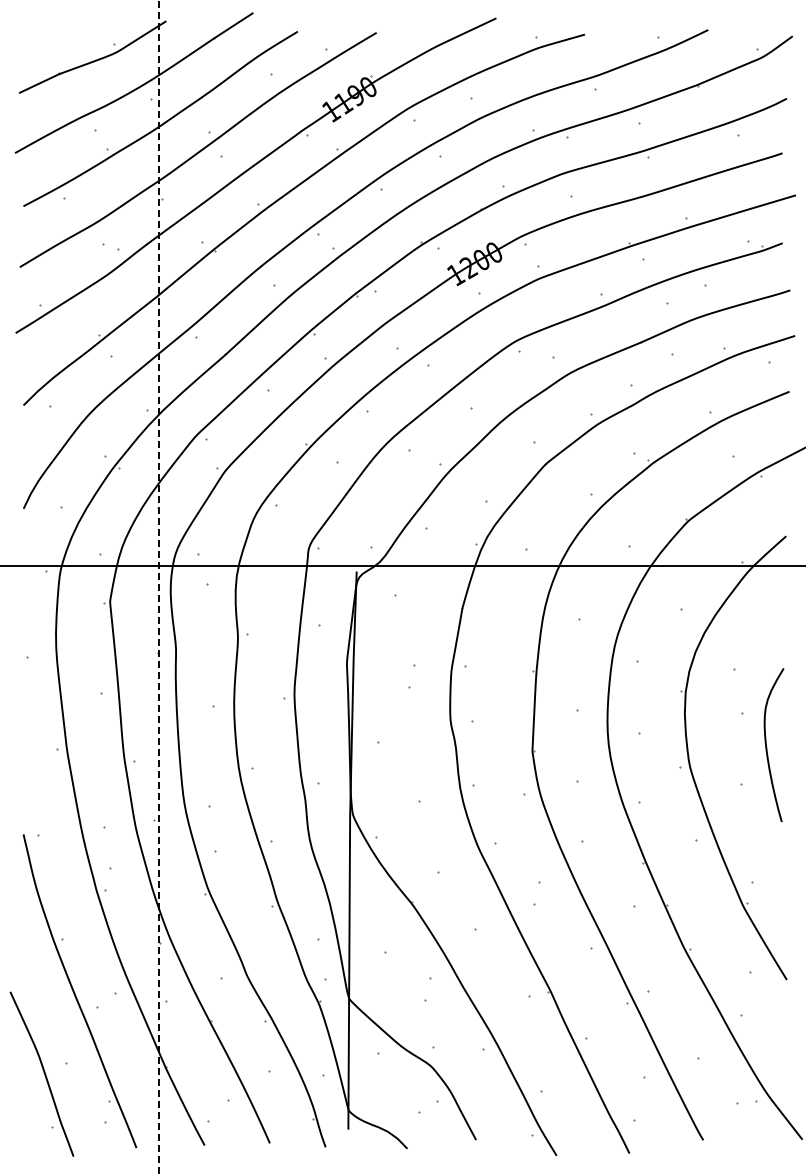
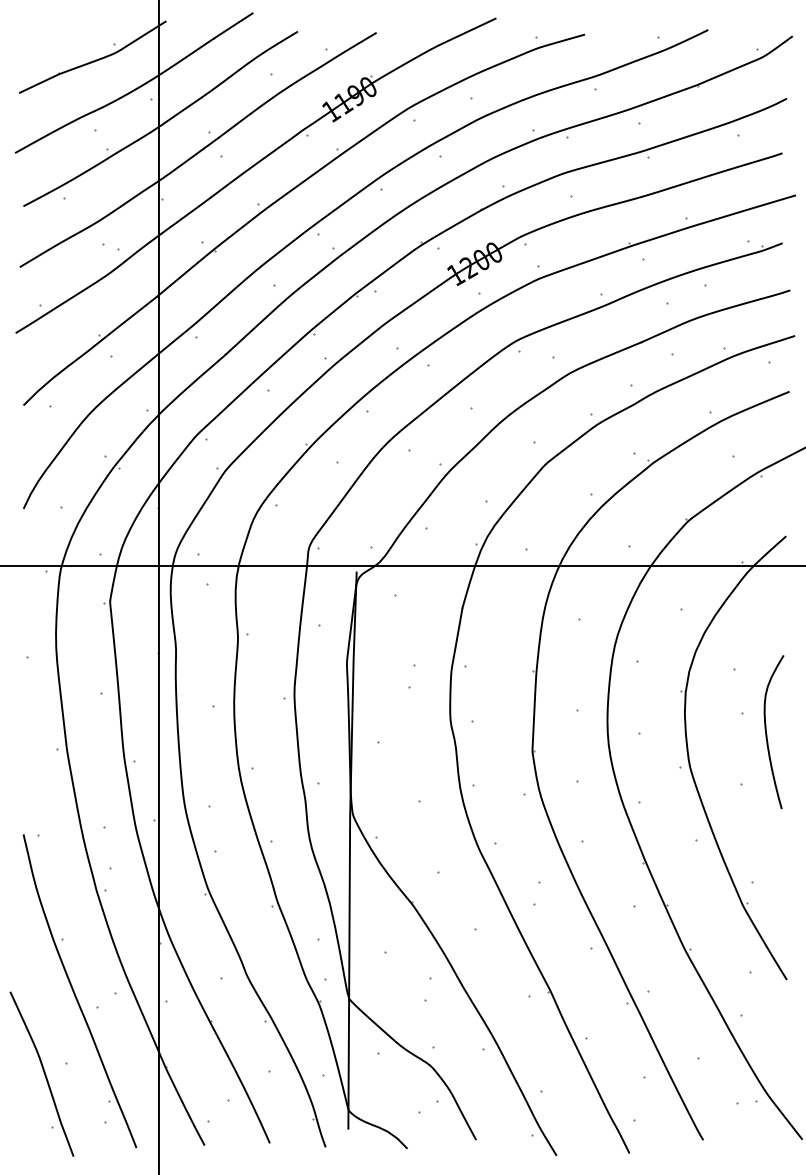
line: dashed -> solid (158, 586)
curve position: (767, 747) -> (767, 734) (767, 734)
